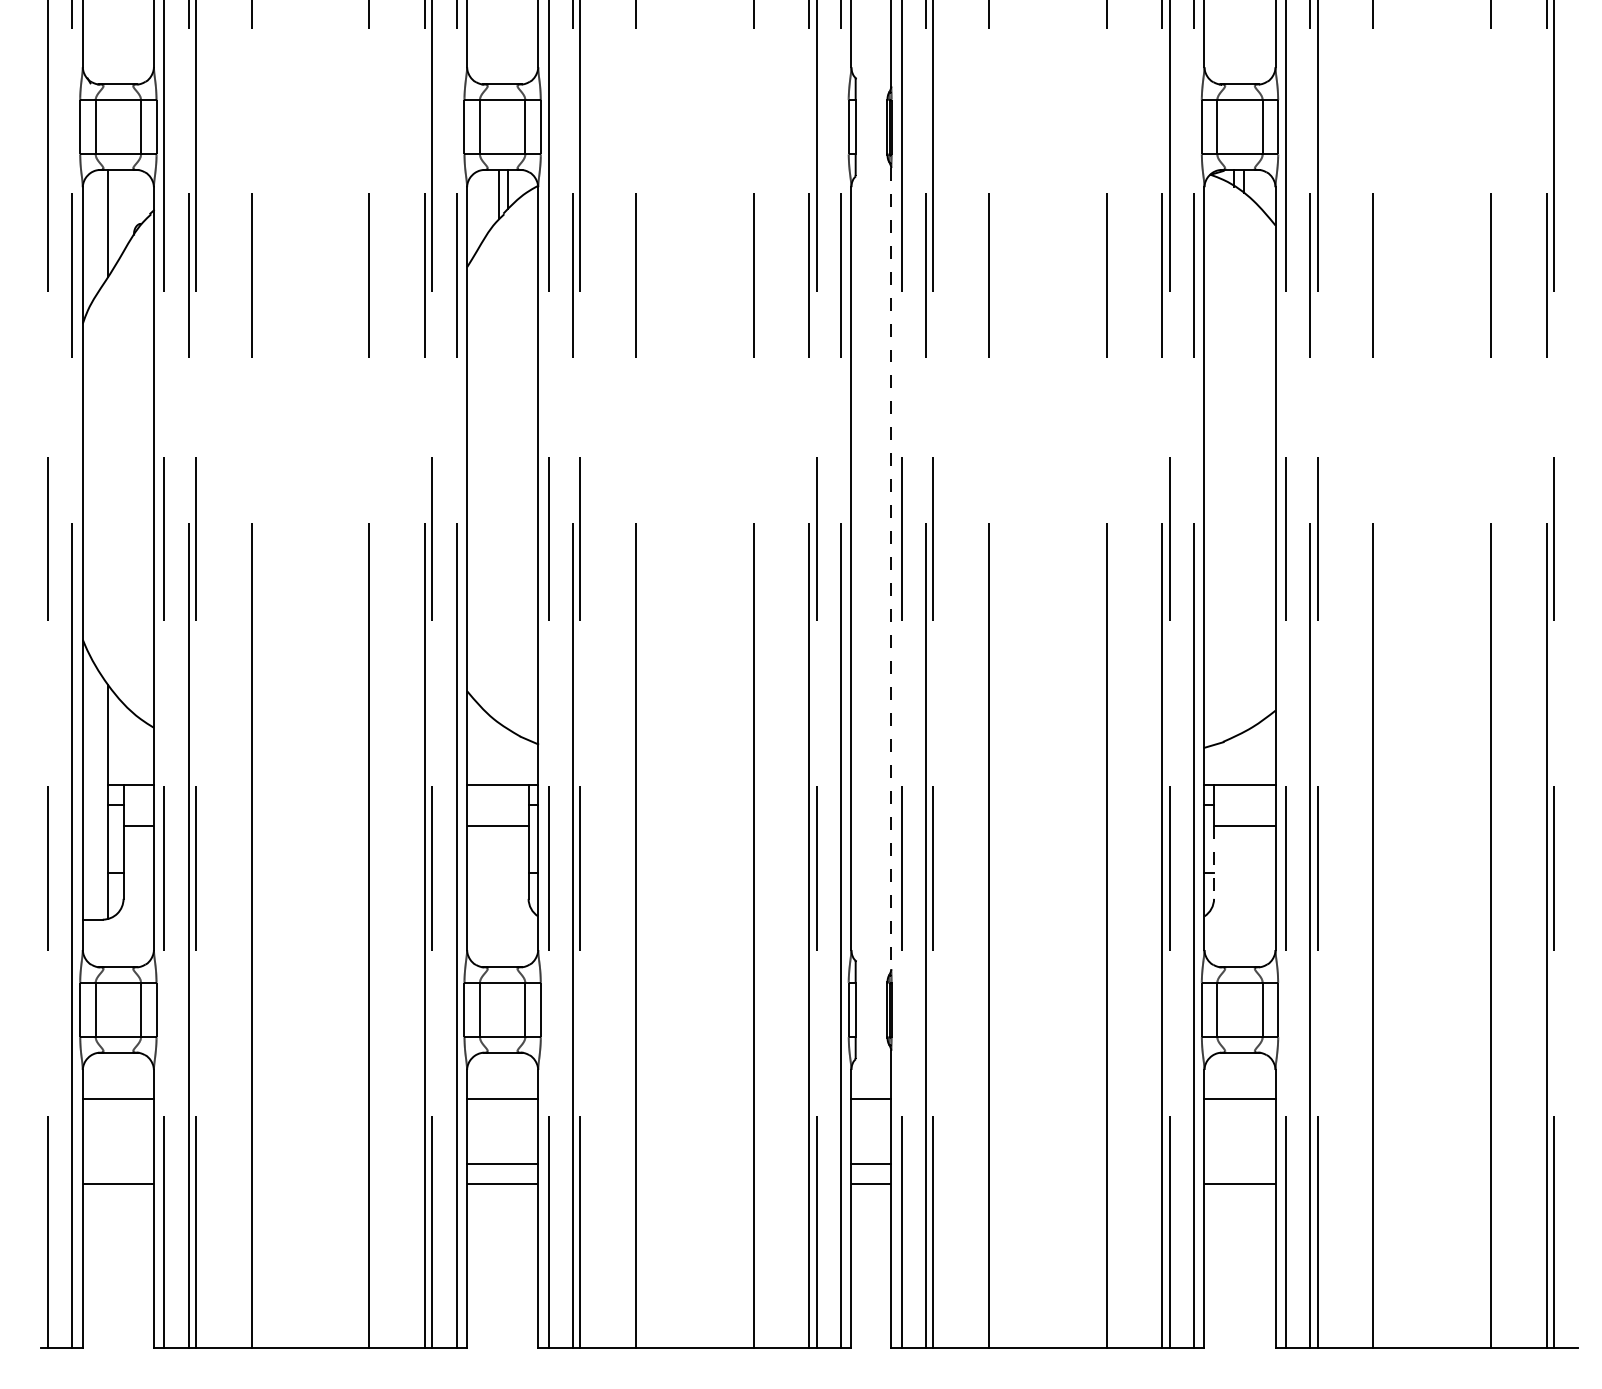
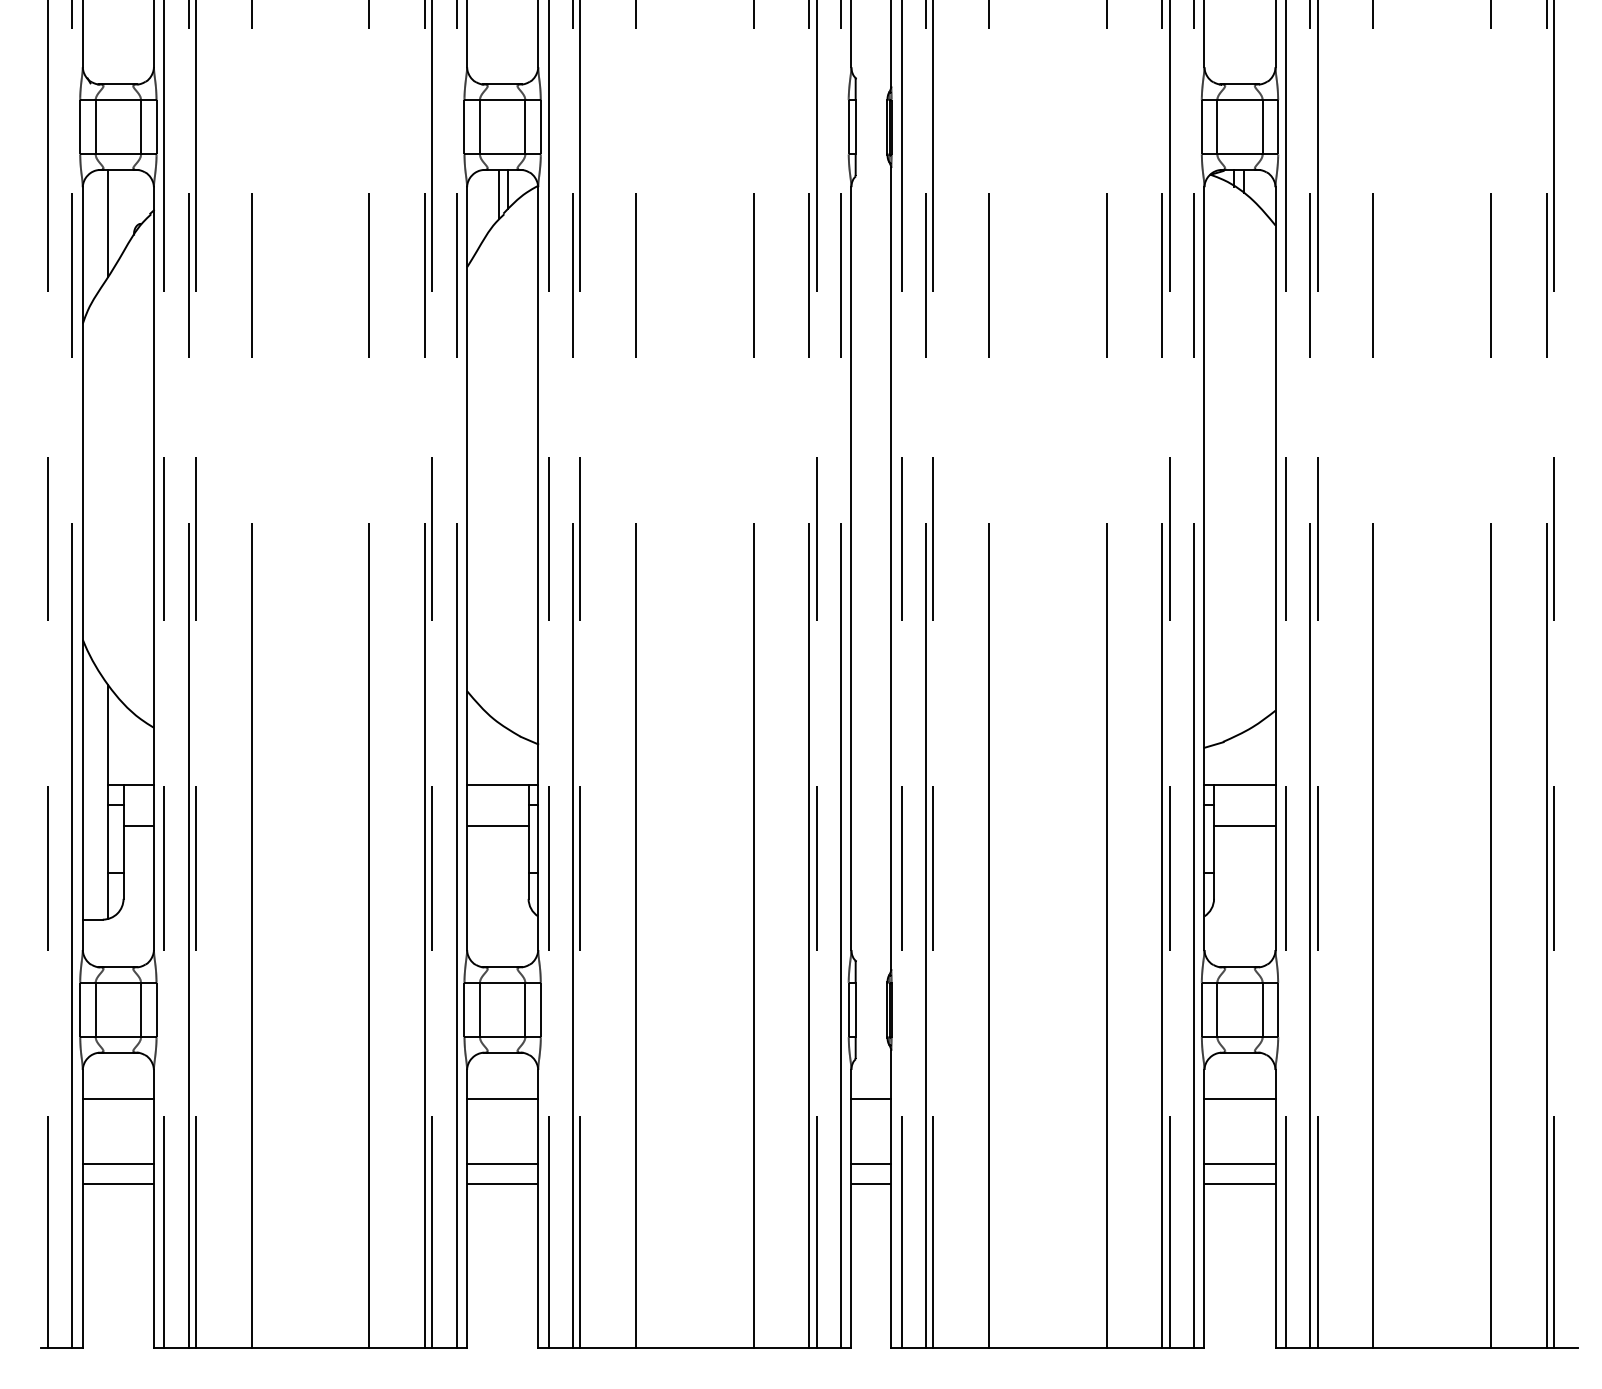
line: dashed -> solid (891, 568)
line: dashed -> solid (1214, 863)
line: none -> present (117, 1163)
line: none -> present (1239, 1163)
